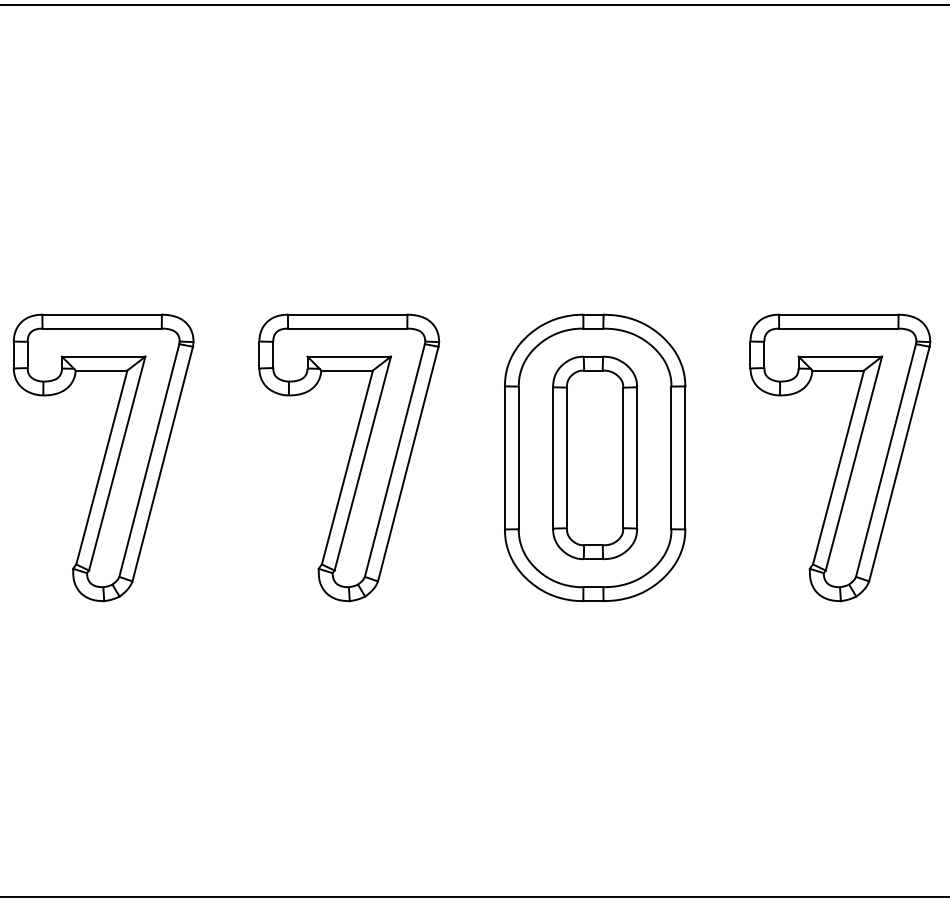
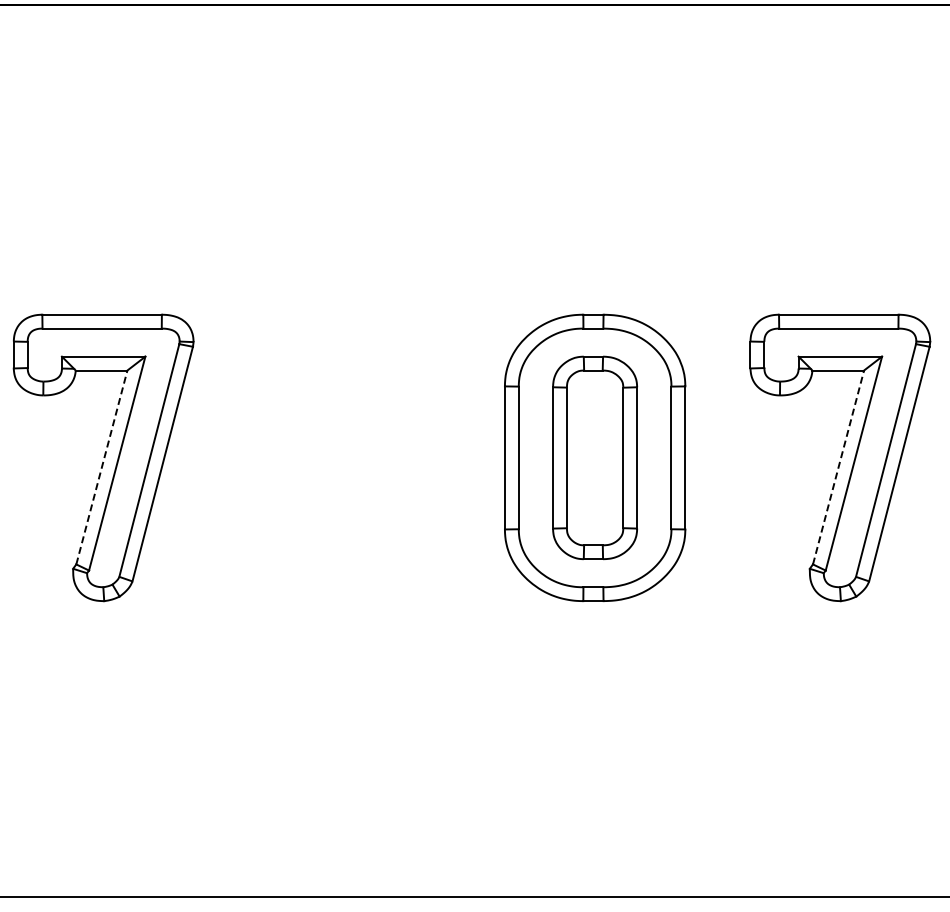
part: present -> none (349, 457)
line: solid -> dashed (102, 467)
line: solid -> dashed (838, 467)
